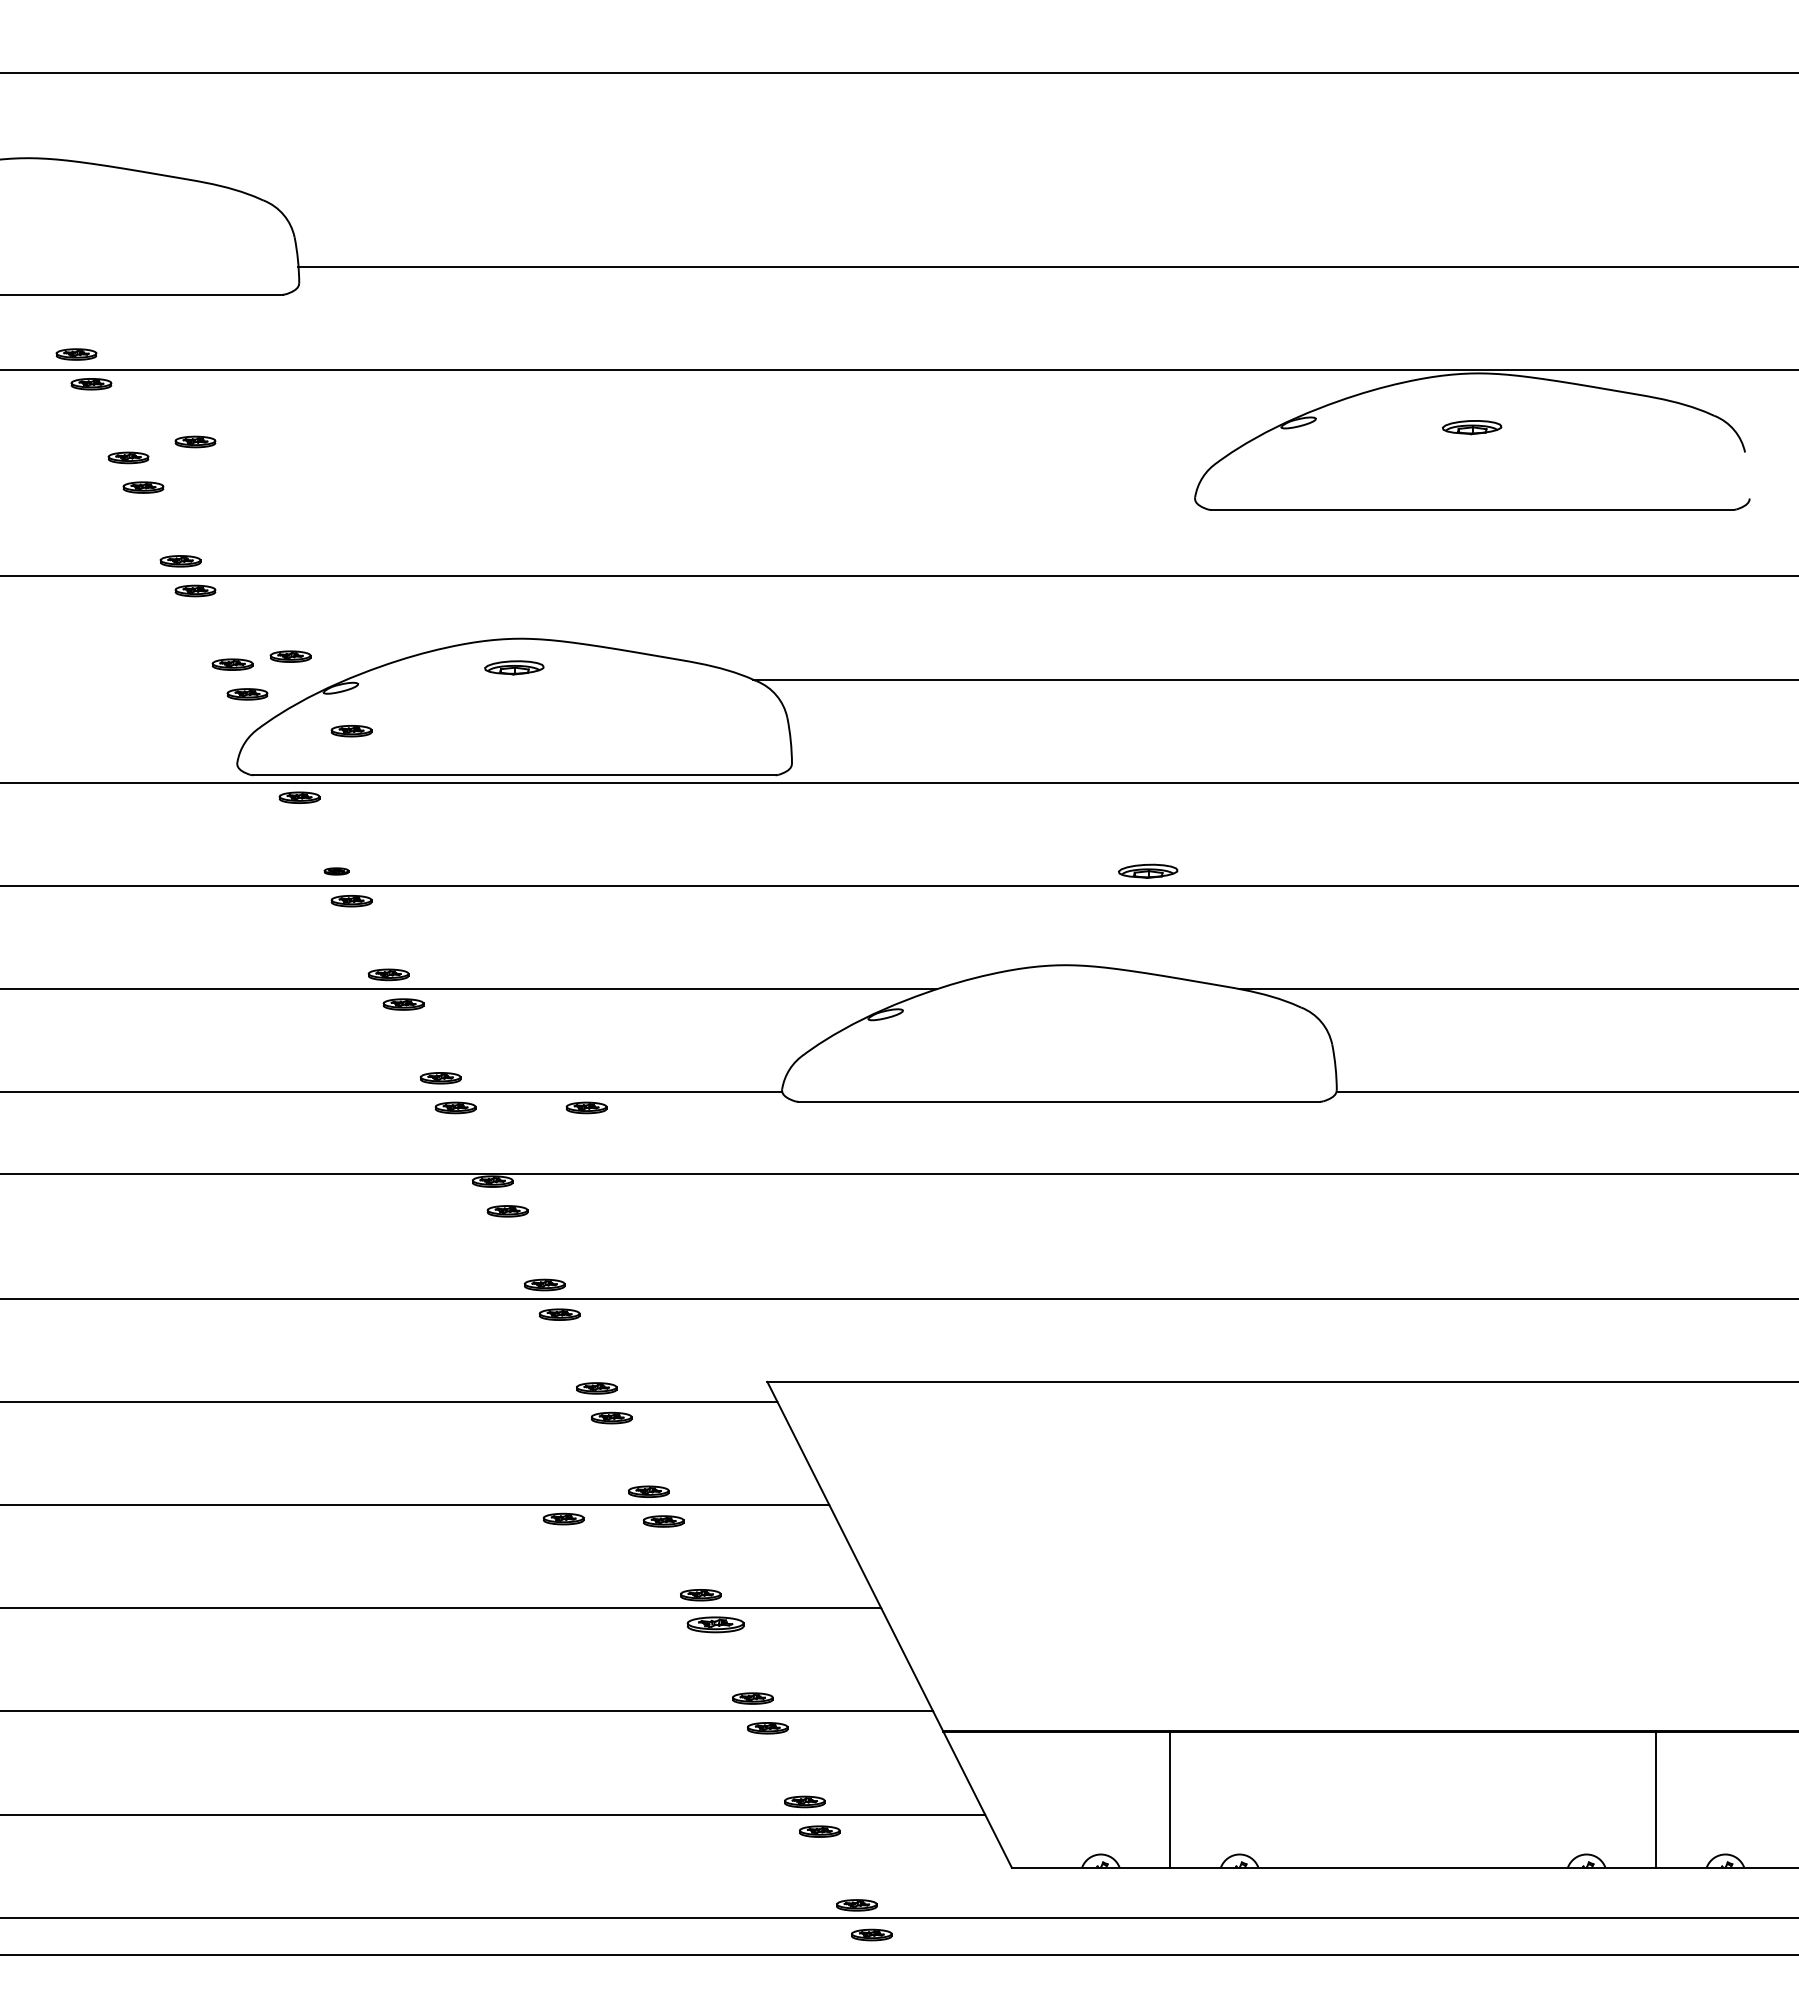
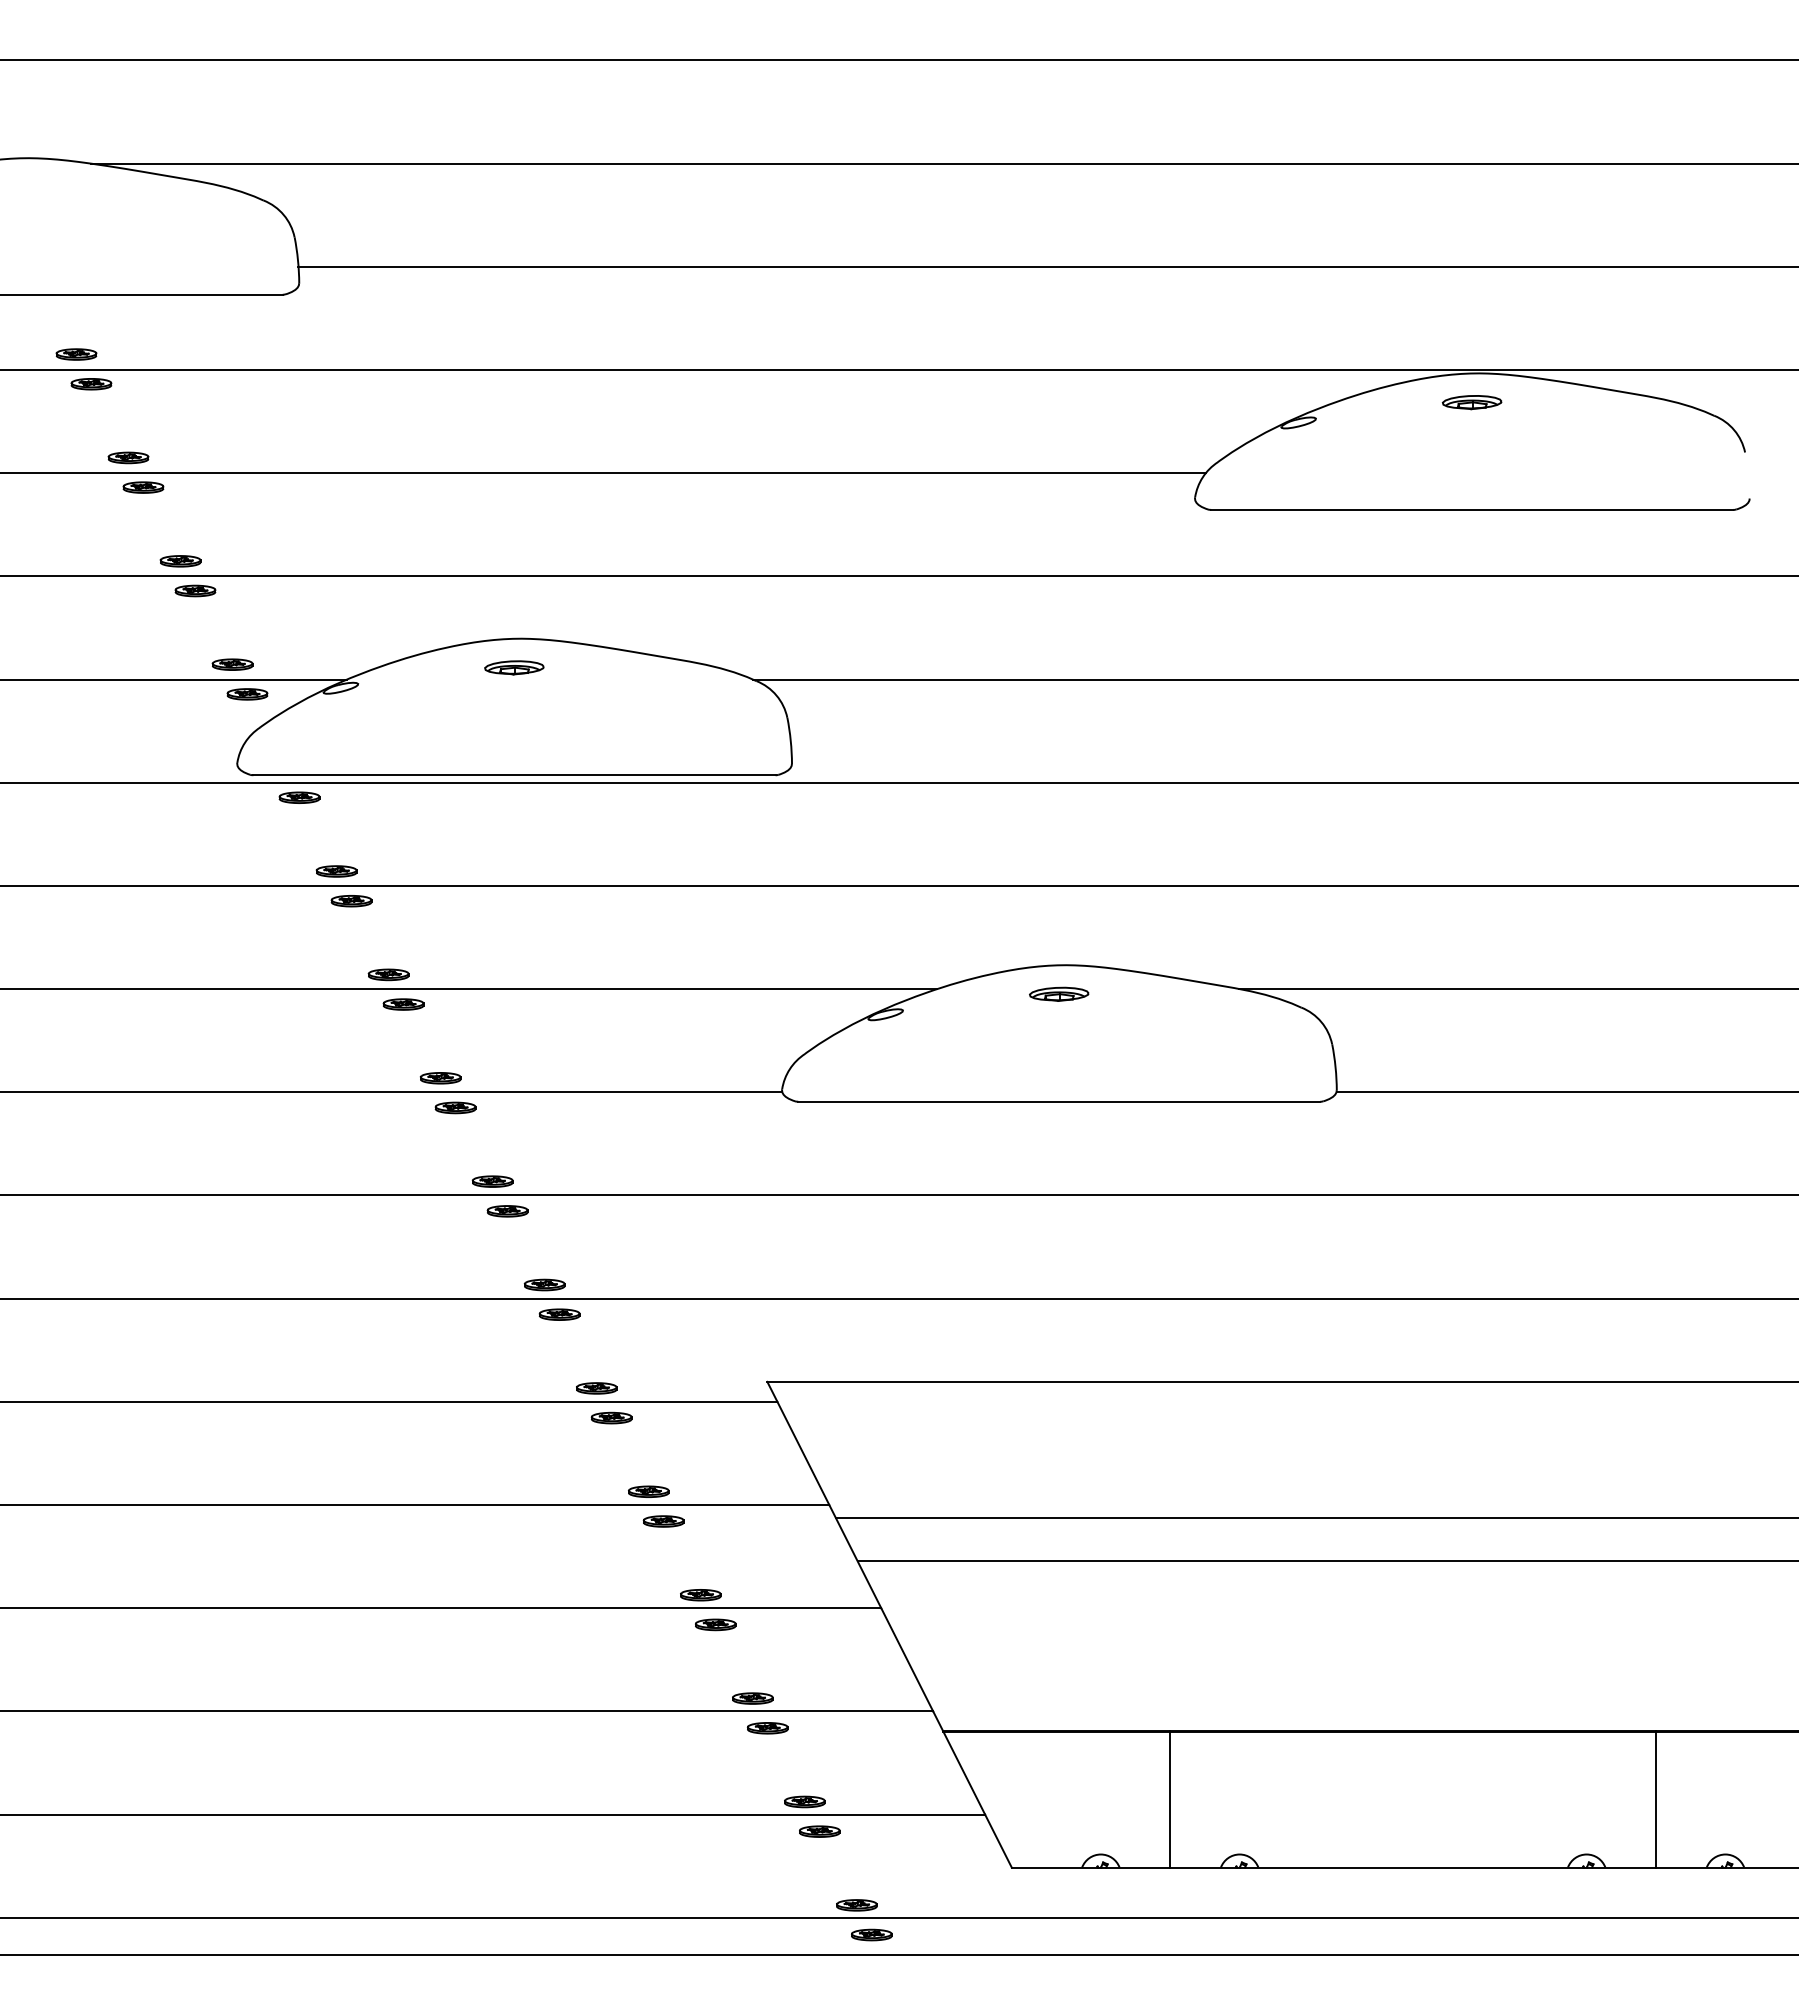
line position: (898, 73) -> (898, 60) (898, 60)
line: none -> present (942, 163)
part position: (1471, 427) -> (1471, 402) (1471, 402)
part: present -> none (195, 441)
line: none -> present (603, 473)
part: present -> none (290, 656)
line: none -> present (174, 679)
part: present -> none (351, 731)
part position: (1148, 870) -> (1059, 993) (1059, 993)
part size: 27x9 px -> 43x13 px (336, 871)
part: present -> none (586, 1107)
line position: (898, 1174) -> (898, 1195) (898, 1195)
line: none -> present (1315, 1517)
part: present -> none (563, 1518)
line: none -> present (1326, 1561)
part size: 59x18 px -> 42x14 px (715, 1624)
